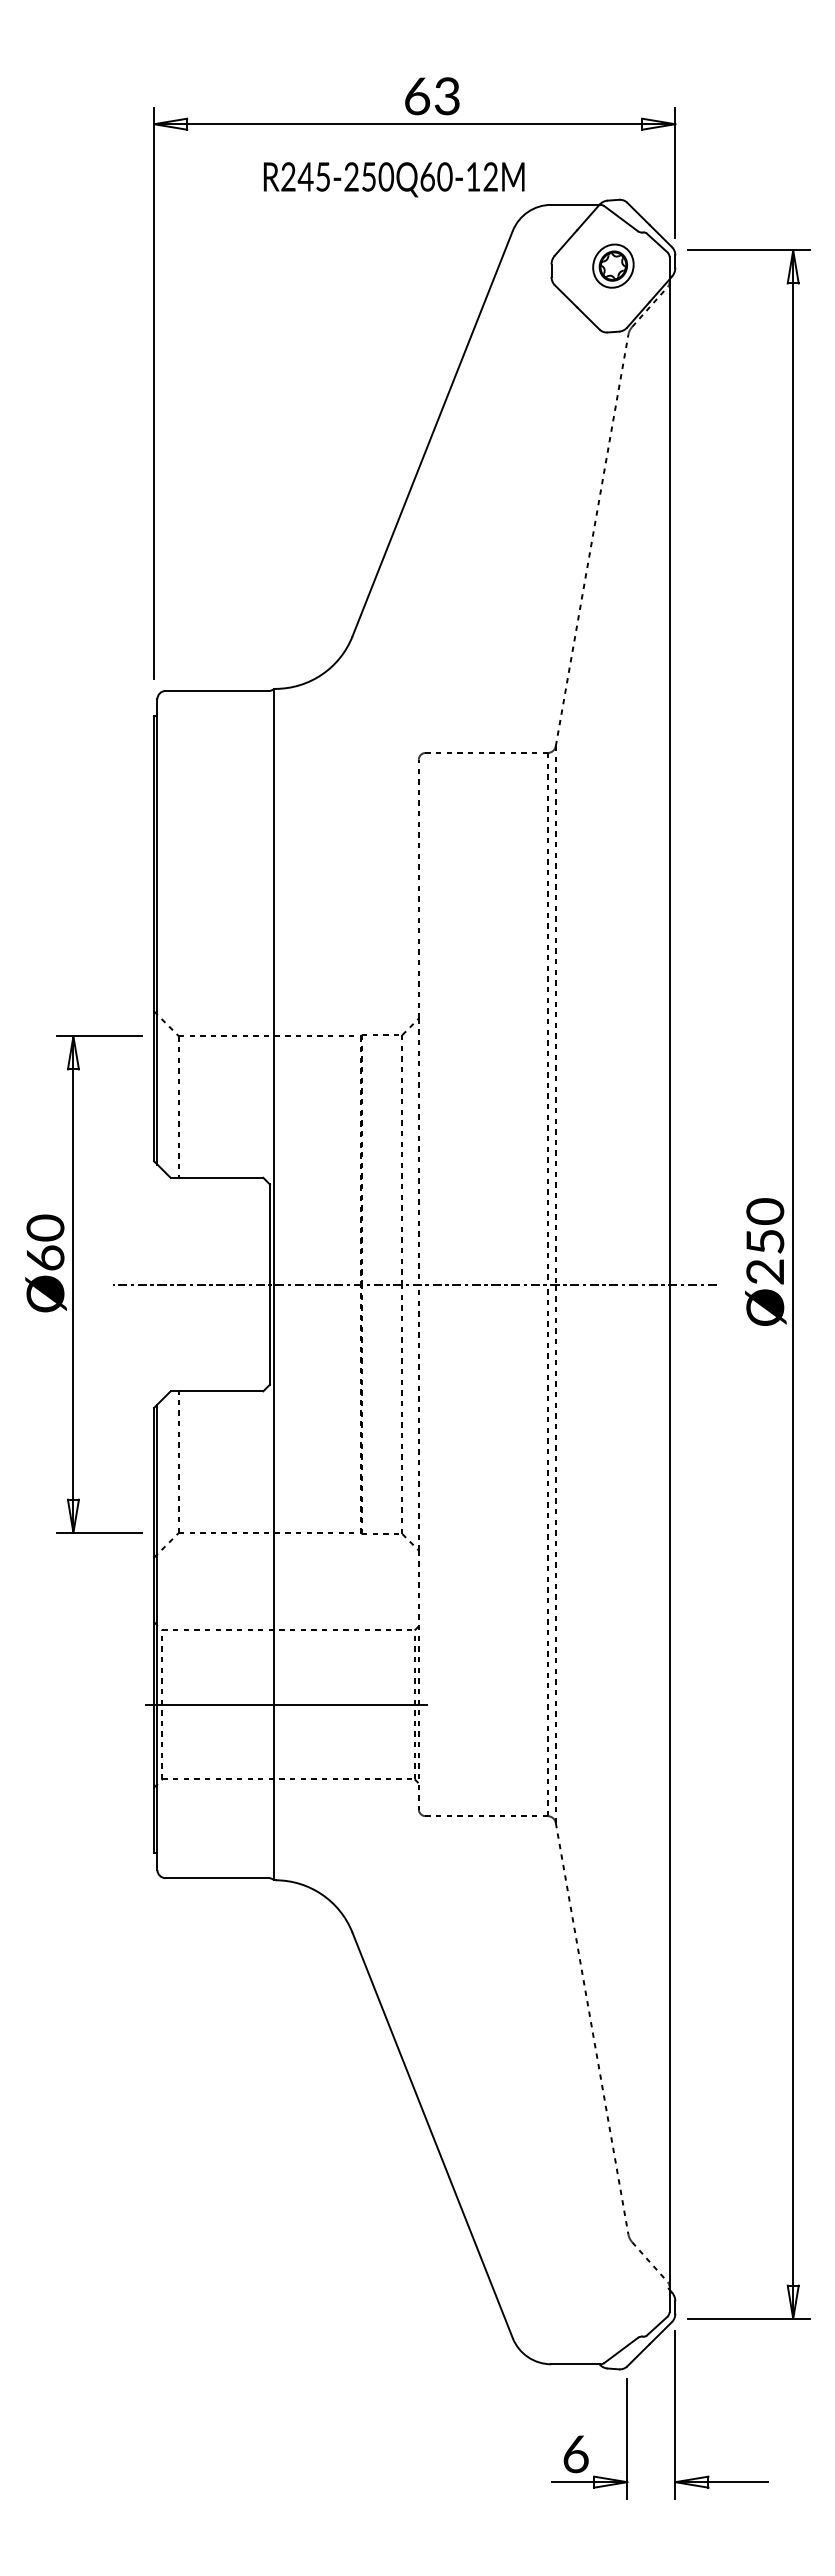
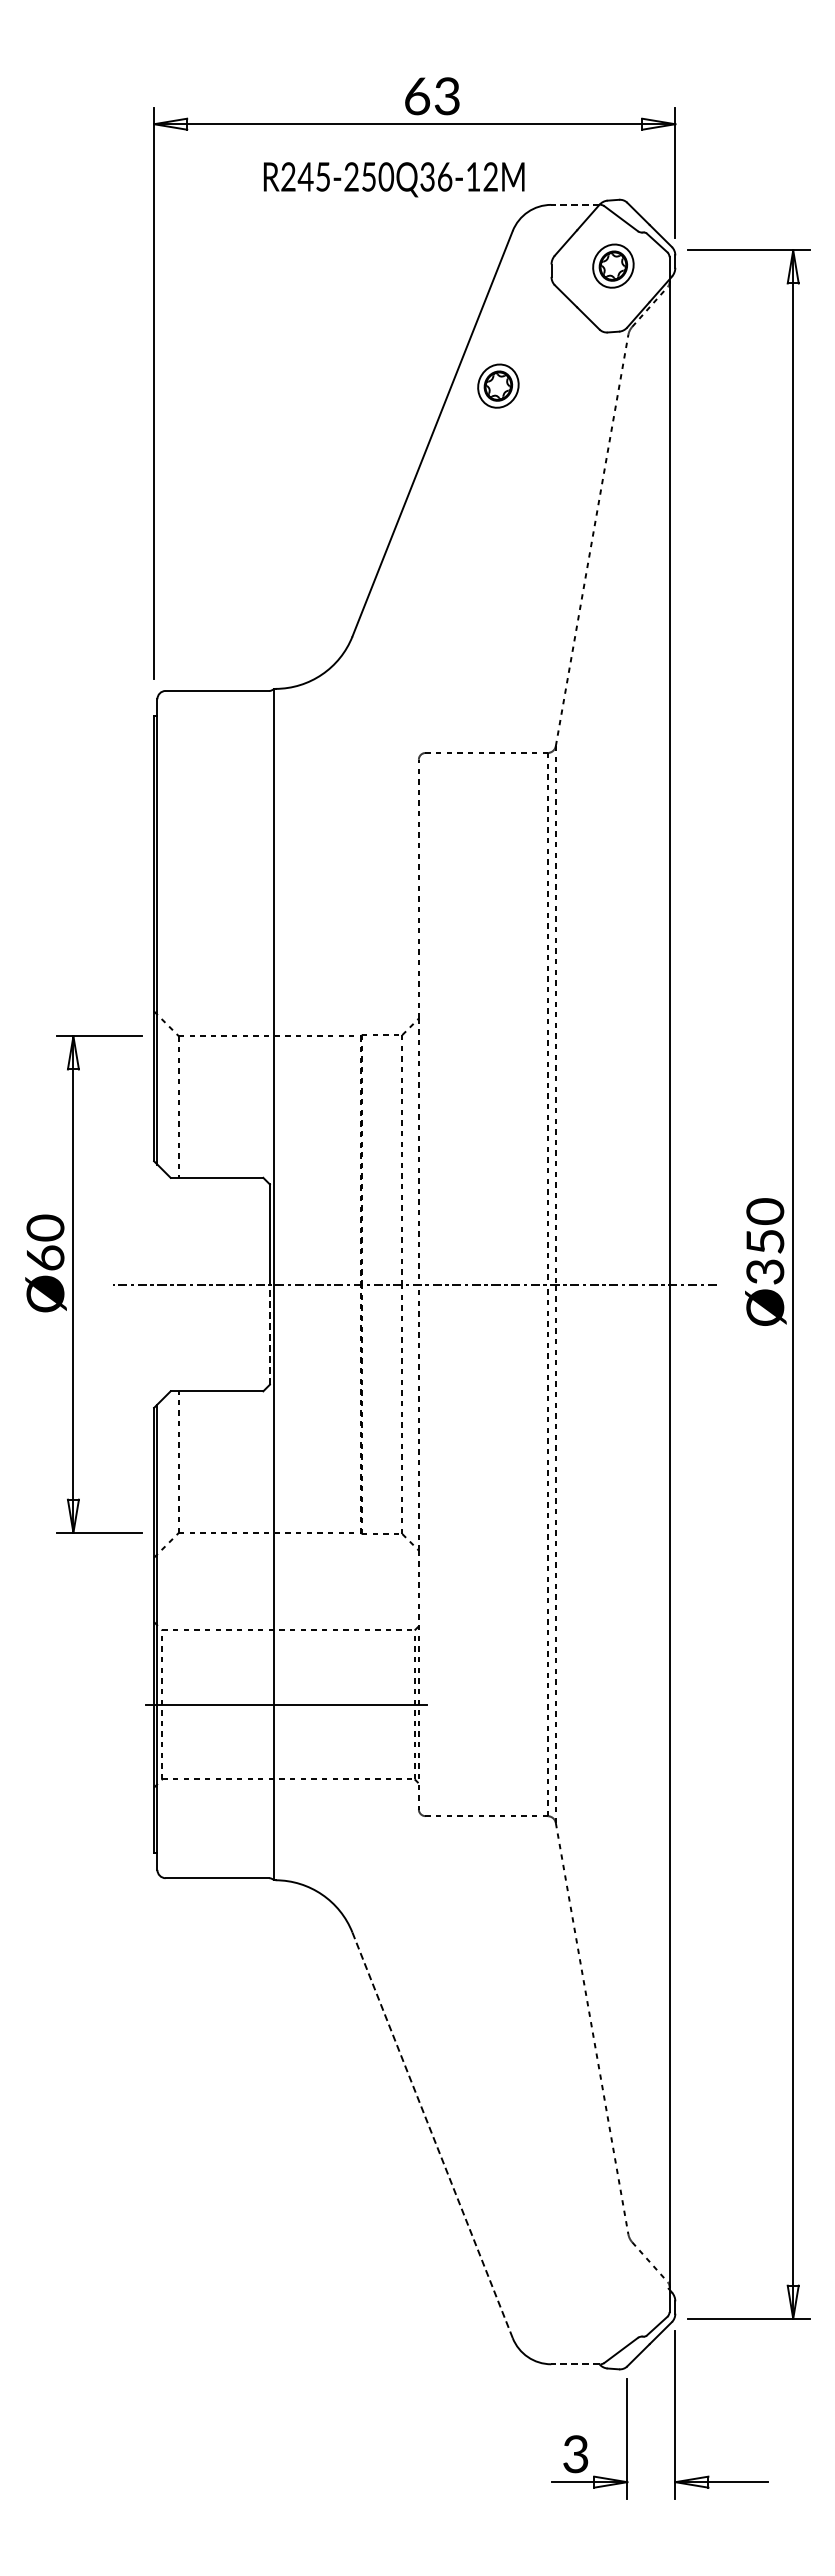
text: R245-250Q60-12M -> R245-250Q36-12M (436, 176)
line: solid -> dashed (575, 204)
part: none -> present (498, 385)
text: Ø250 -> Ø350 (765, 1271)
line: solid -> dashed (269, 1334)
line: solid -> dashed (432, 2135)
line: solid -> dashed (575, 2364)
text: 6 -> 3 (575, 2453)
